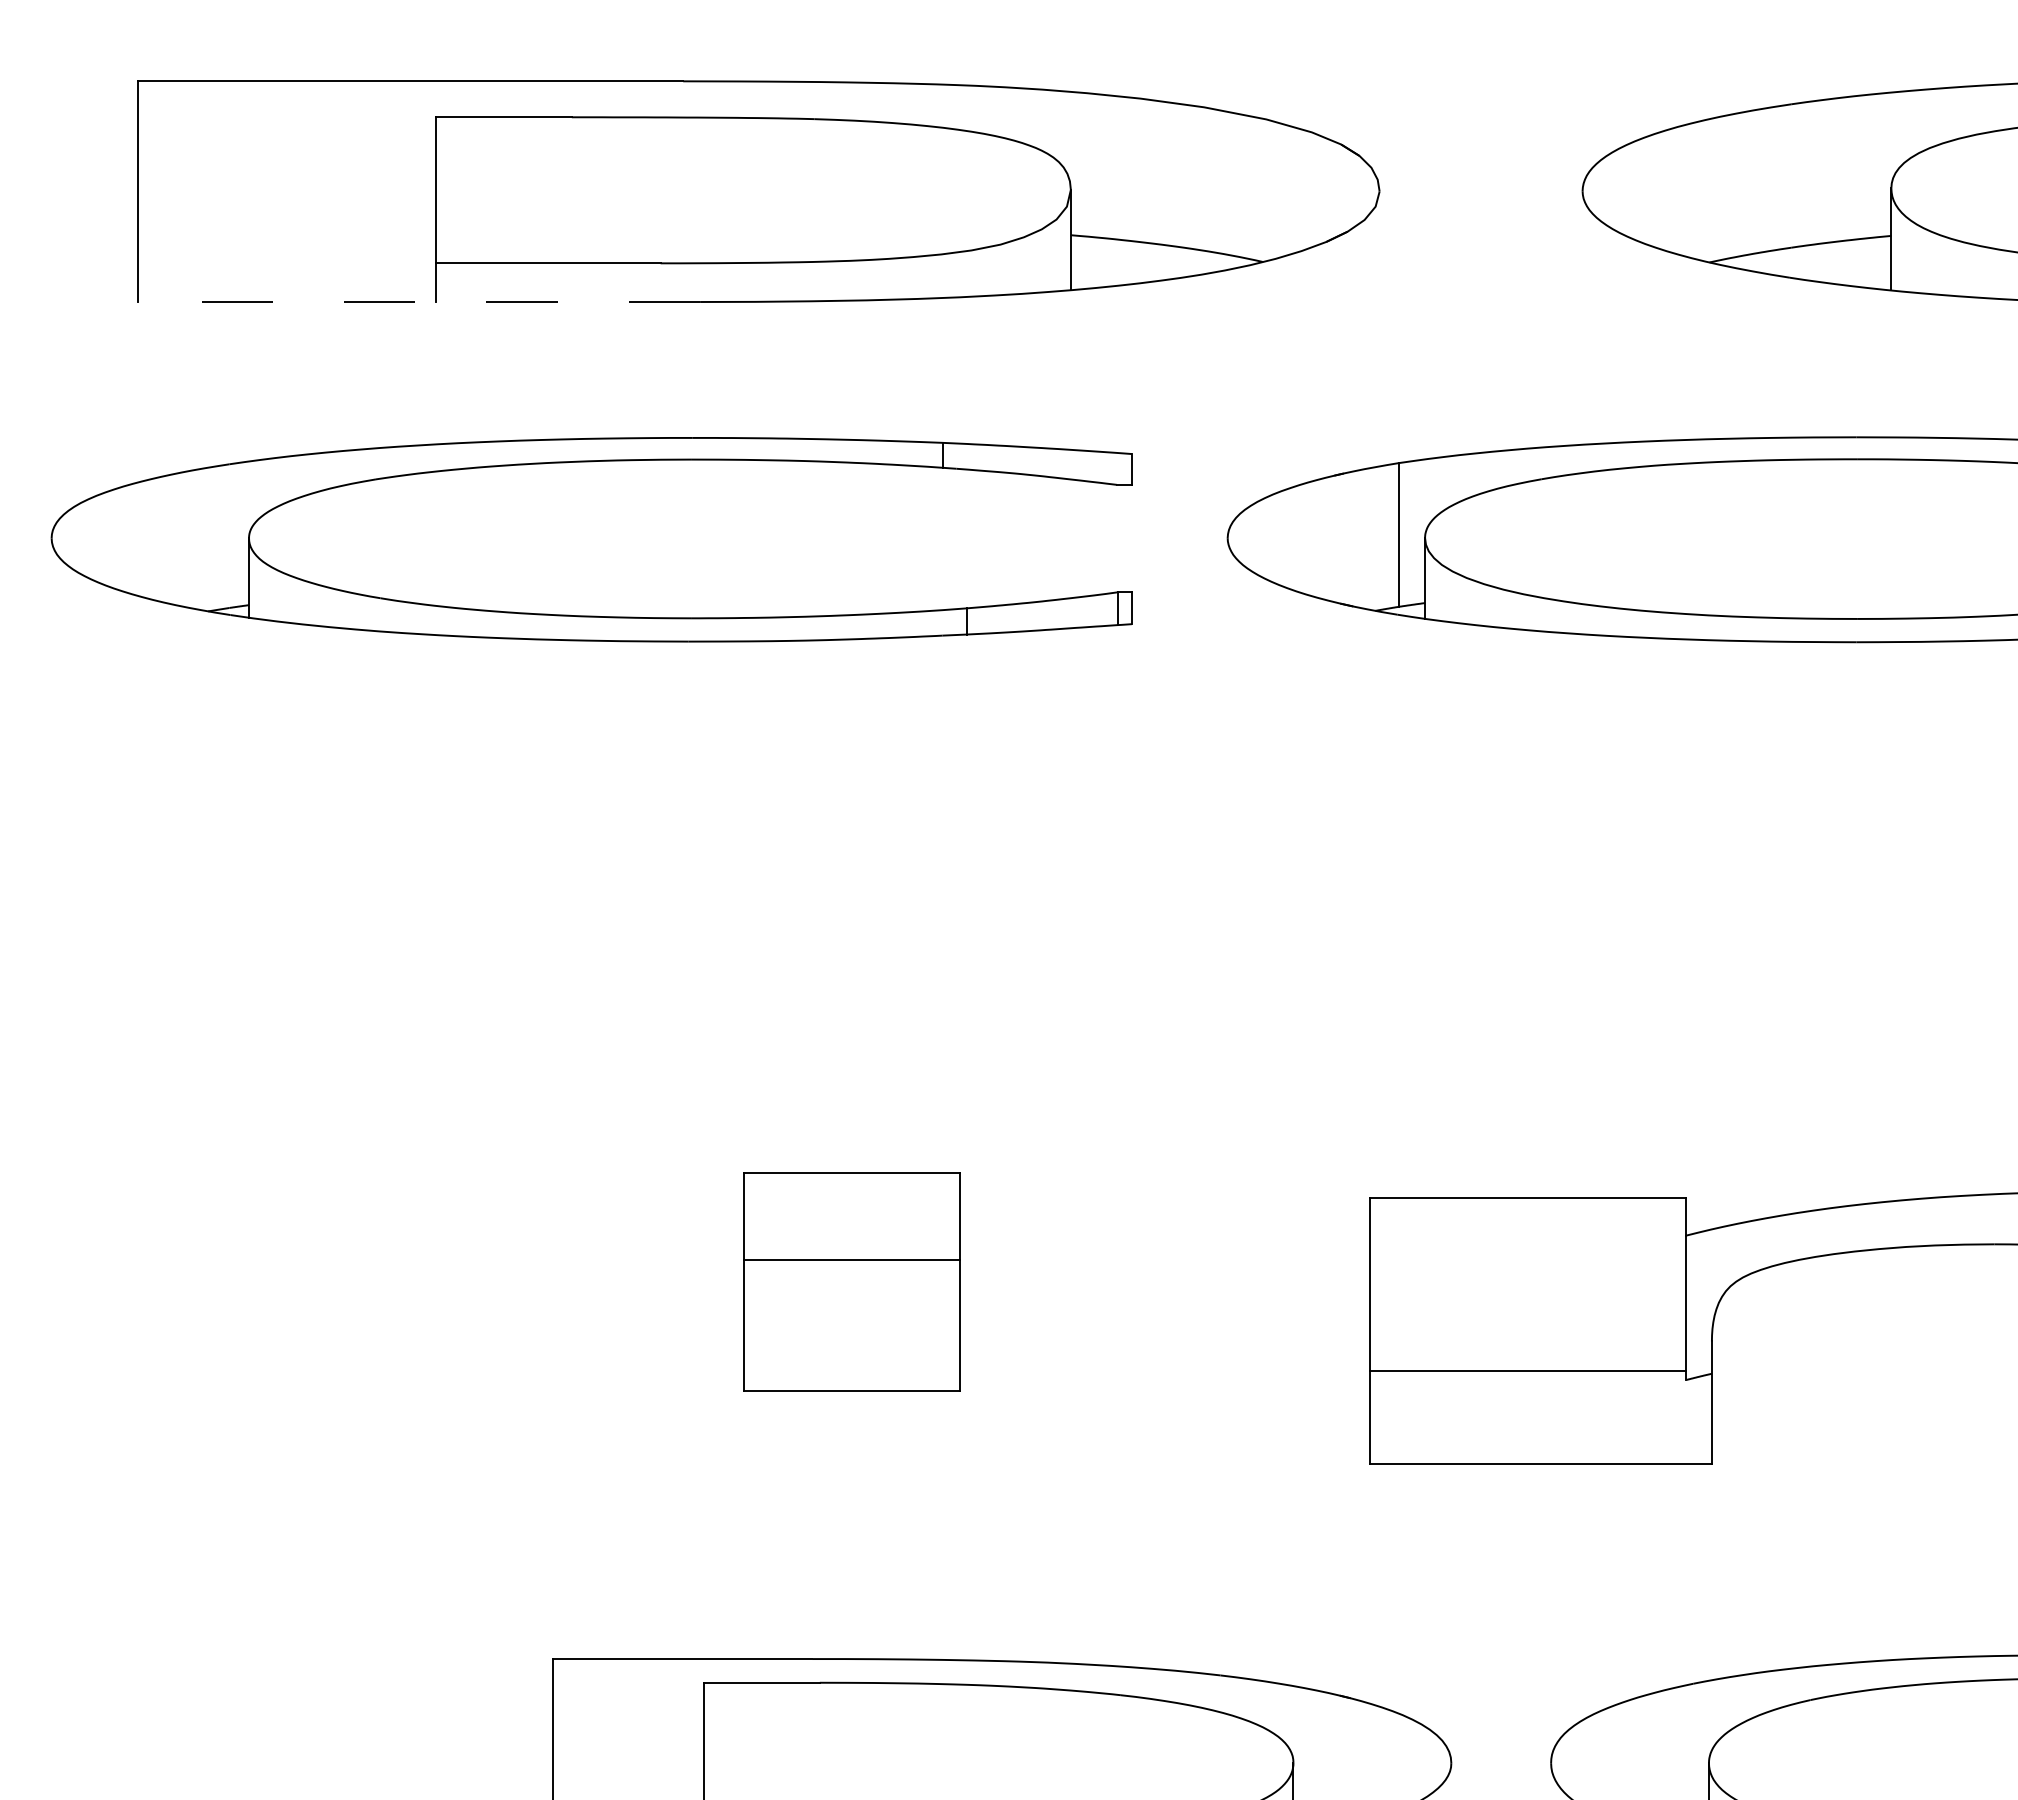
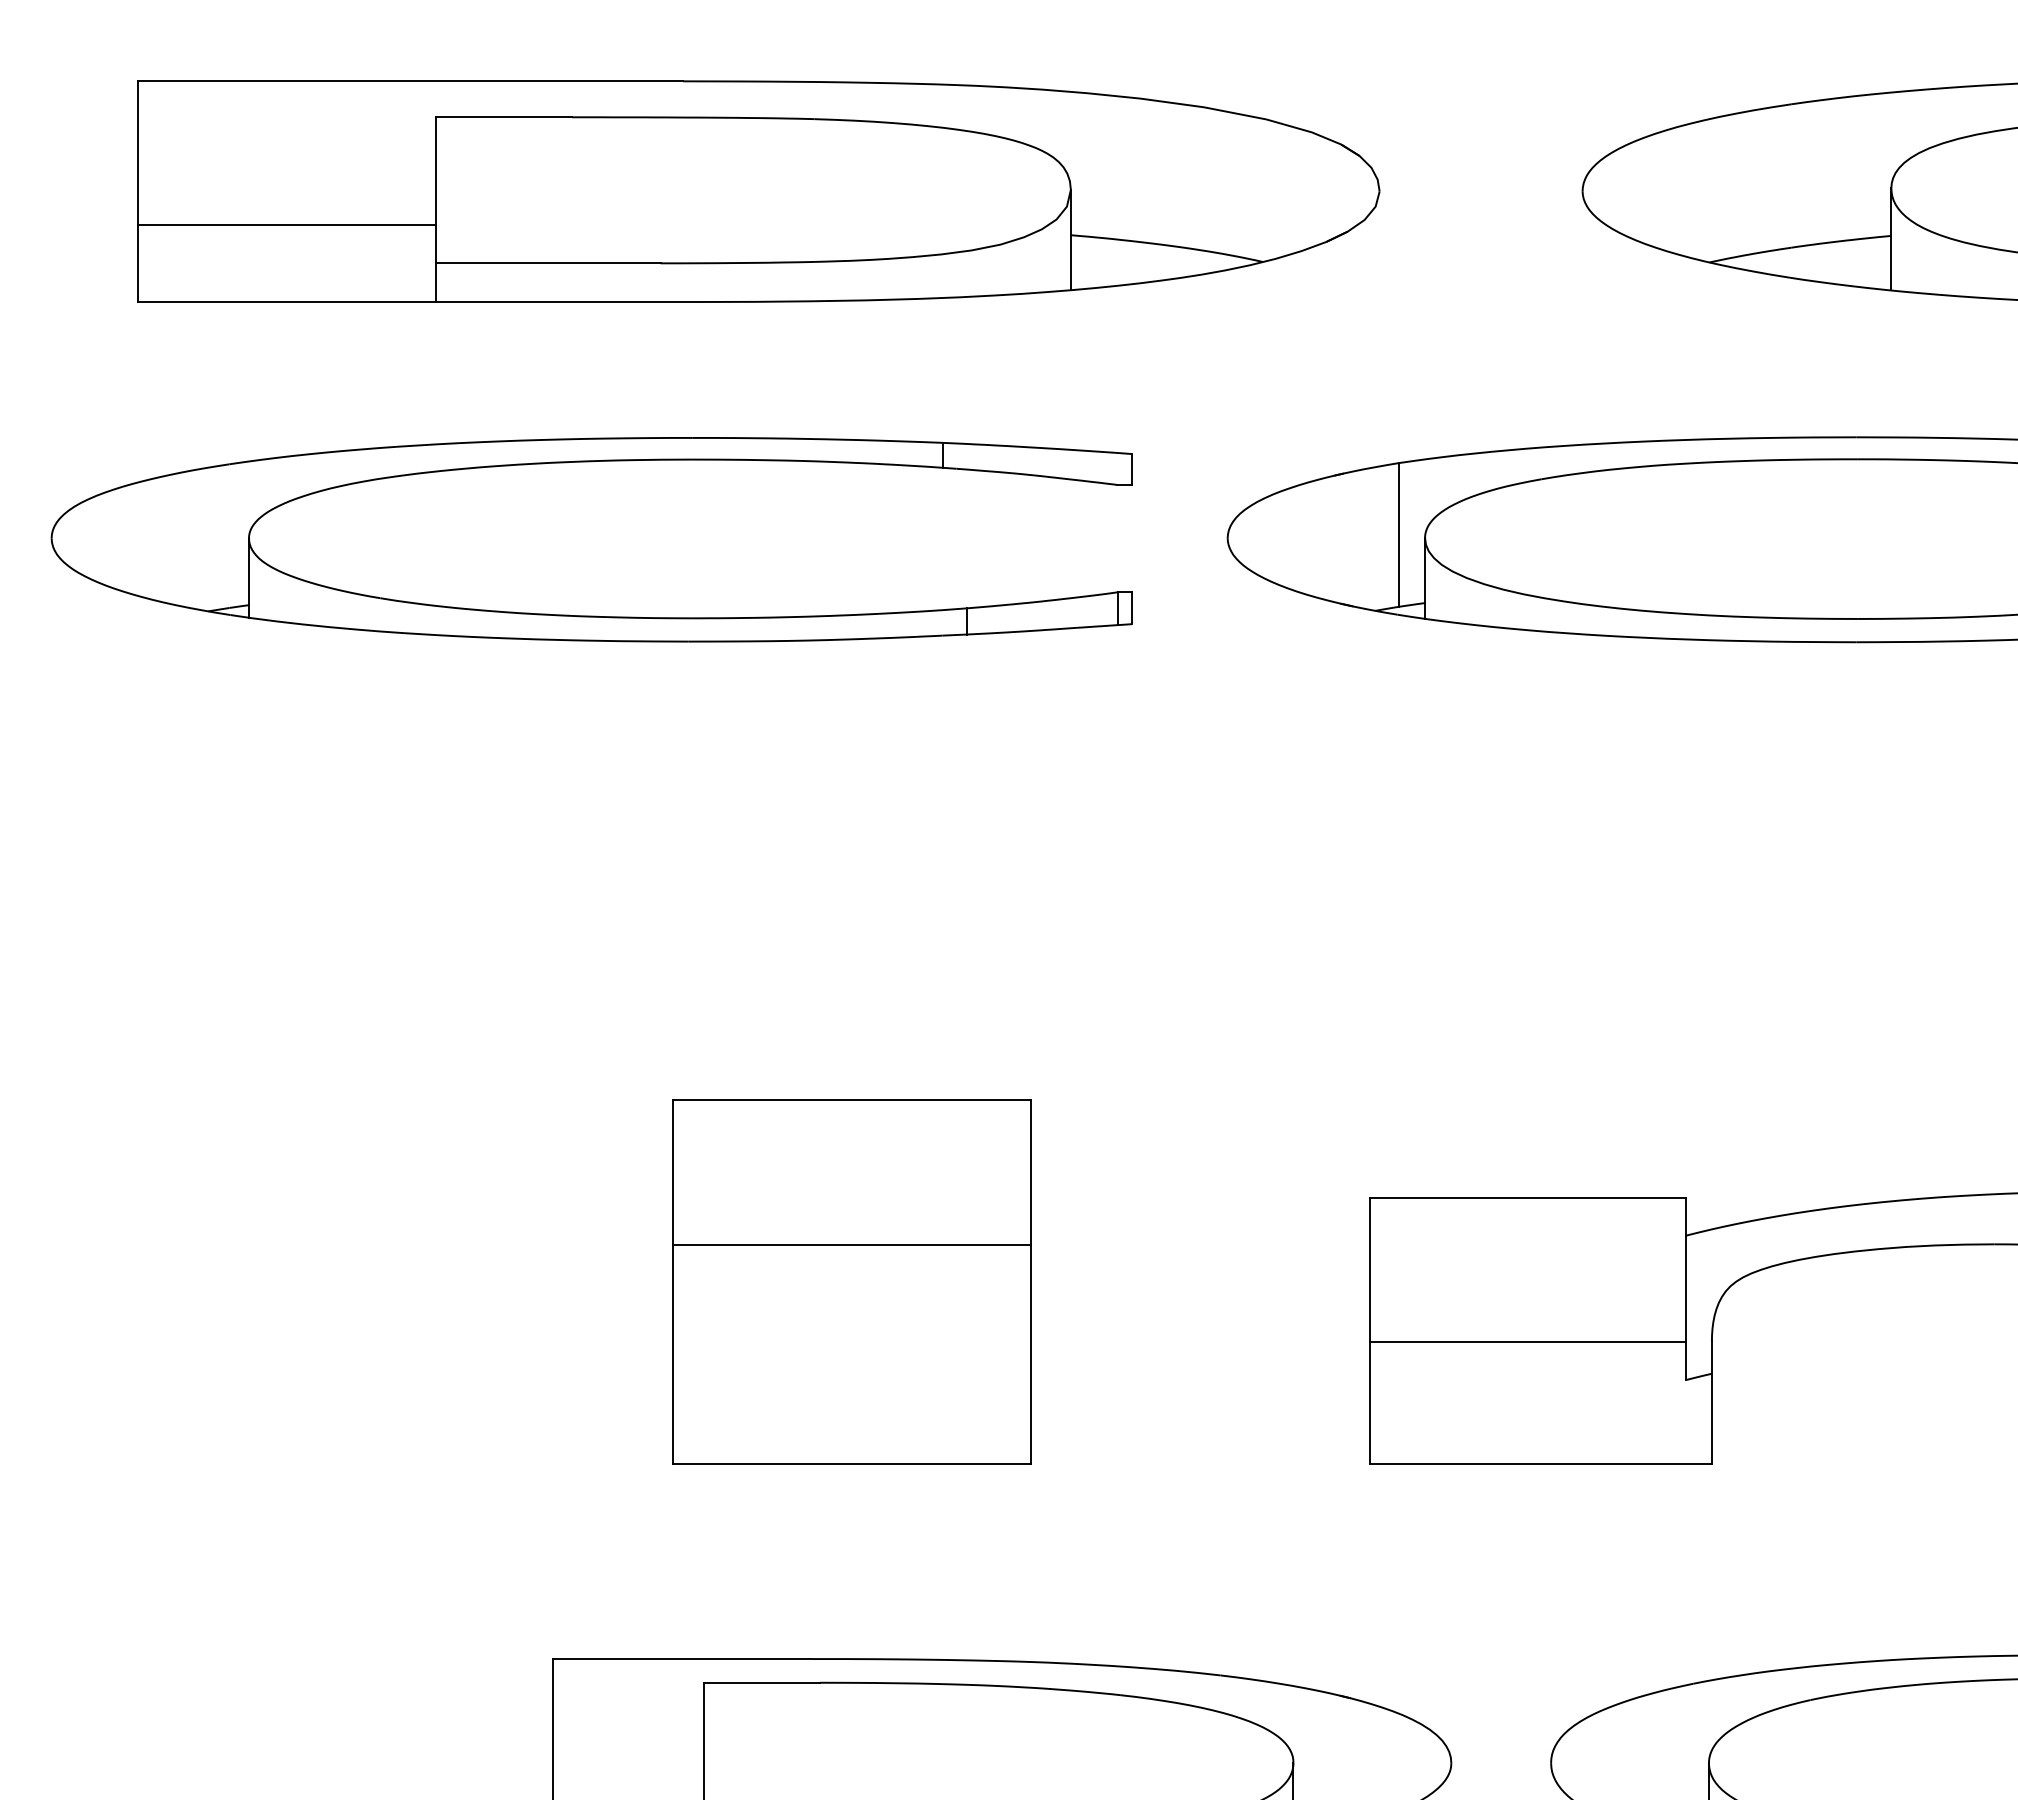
line: none -> present (286, 224)
line: dashed -> solid (418, 302)
part size: 218x220 px -> 360x366 px (851, 1281)
line position: (1527, 1371) -> (1527, 1342) (1527, 1342)
